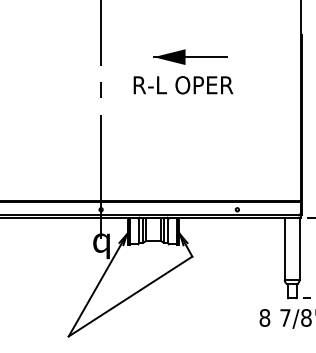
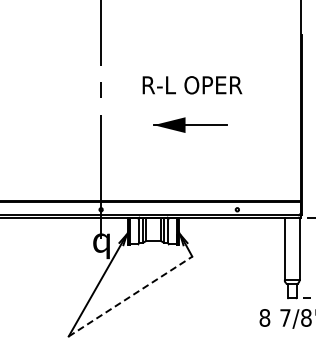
part position: (190, 56) -> (190, 124) (190, 124)
text position: (183, 85) -> (192, 85) (192, 85)
line: solid -> dashed (130, 296)
